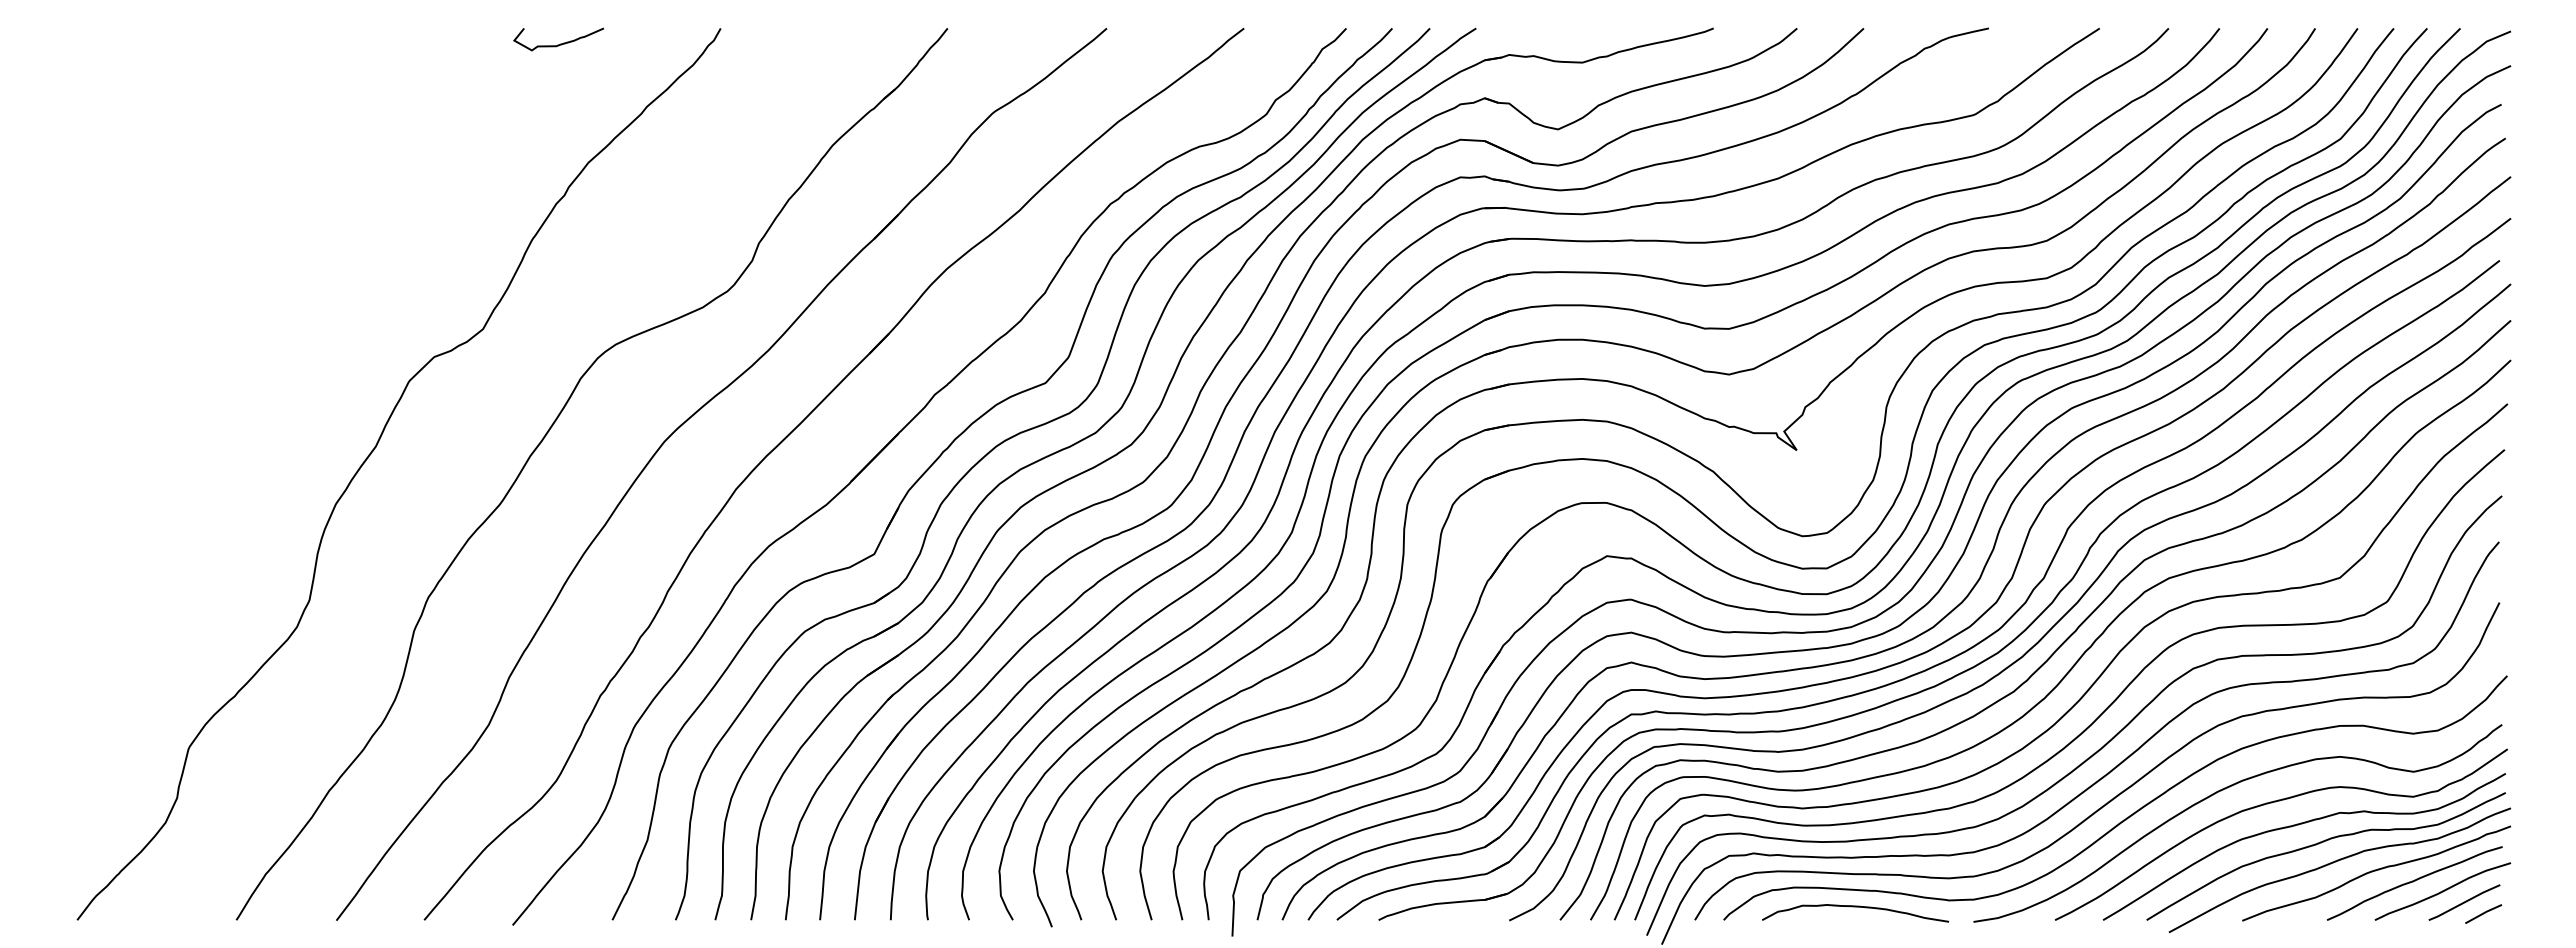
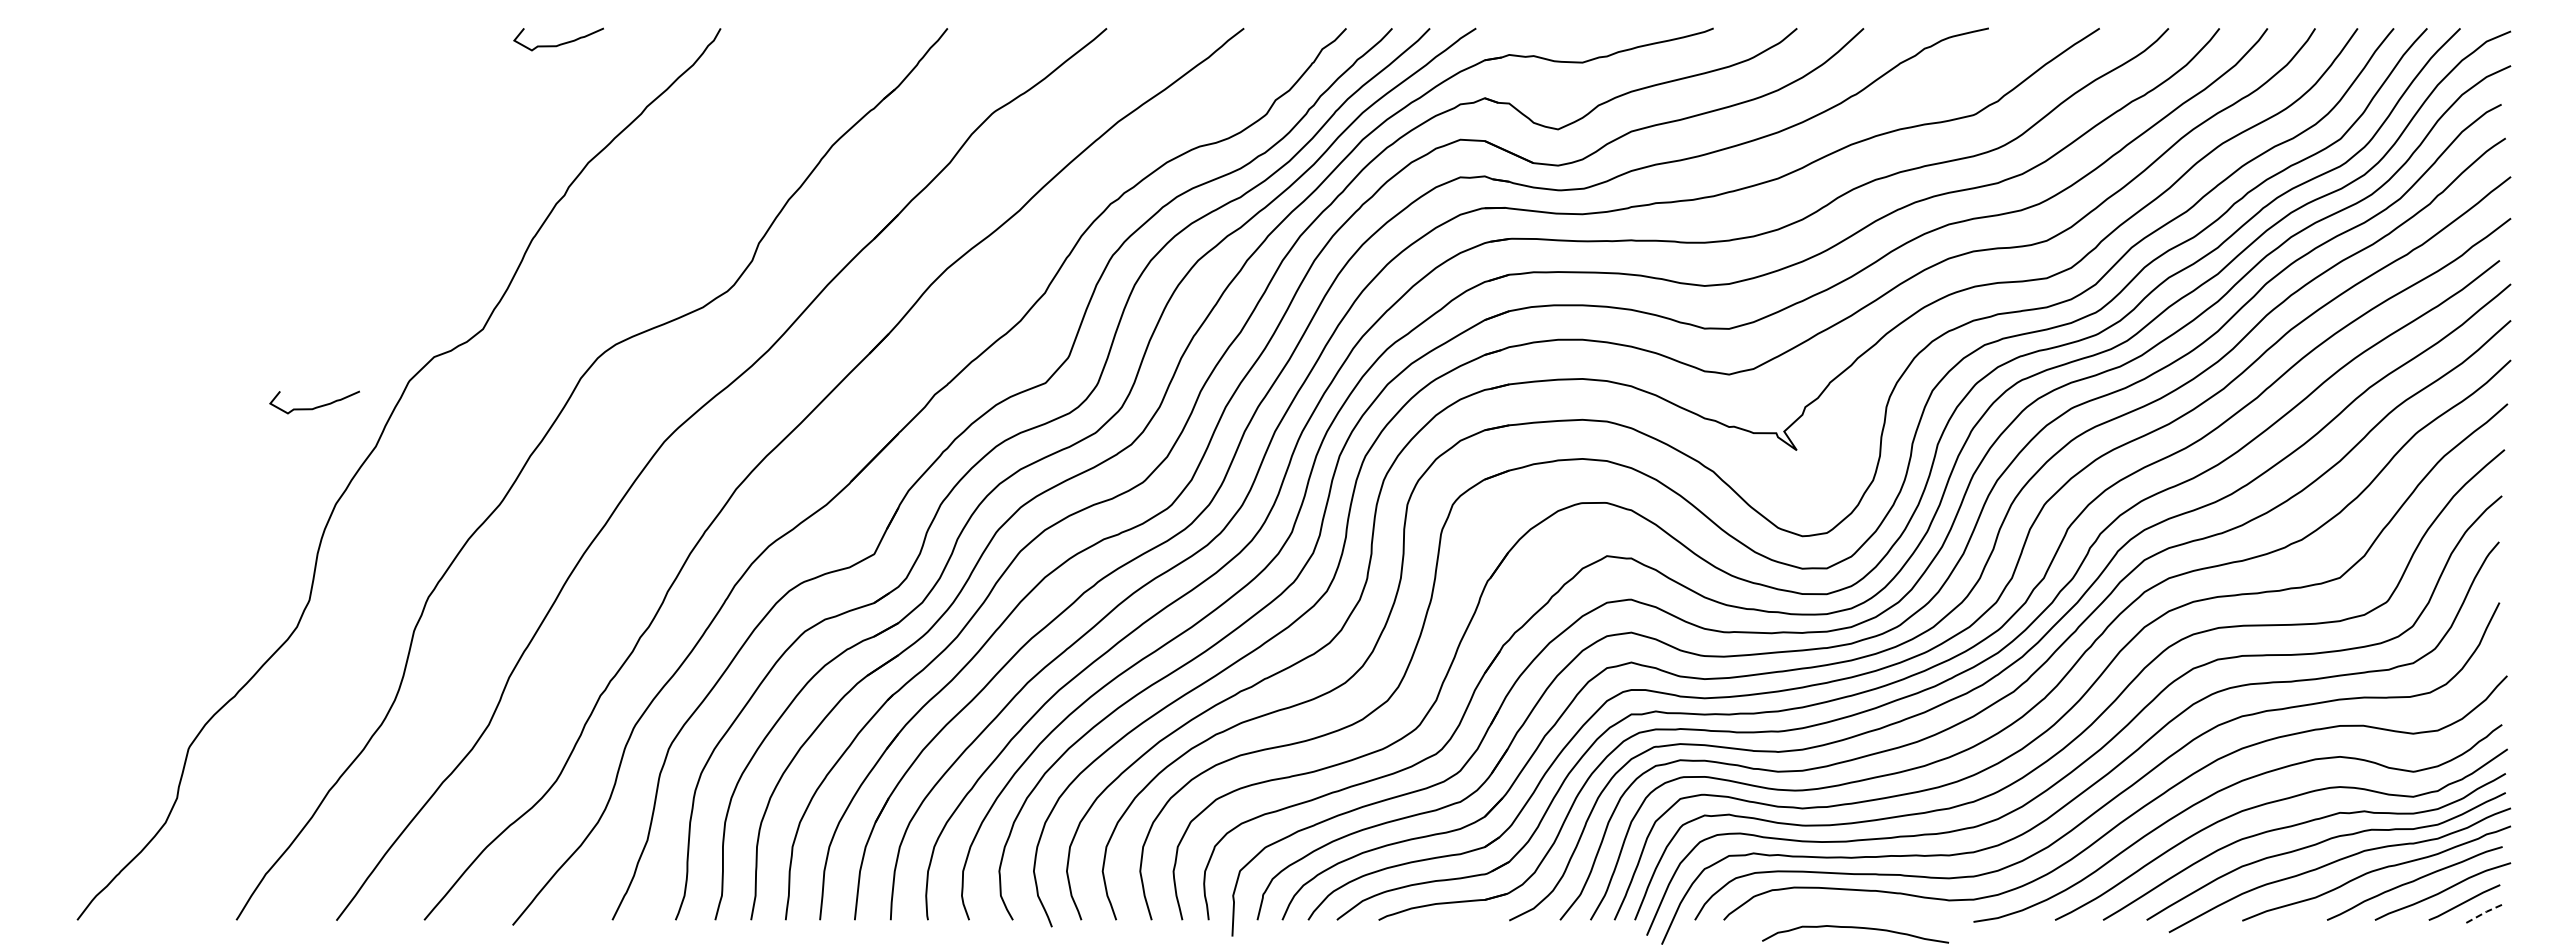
curve: none -> present (316, 406)
curve position: (1855, 907) -> (1855, 928) (1855, 928)
line: solid -> dashed (2483, 913)
